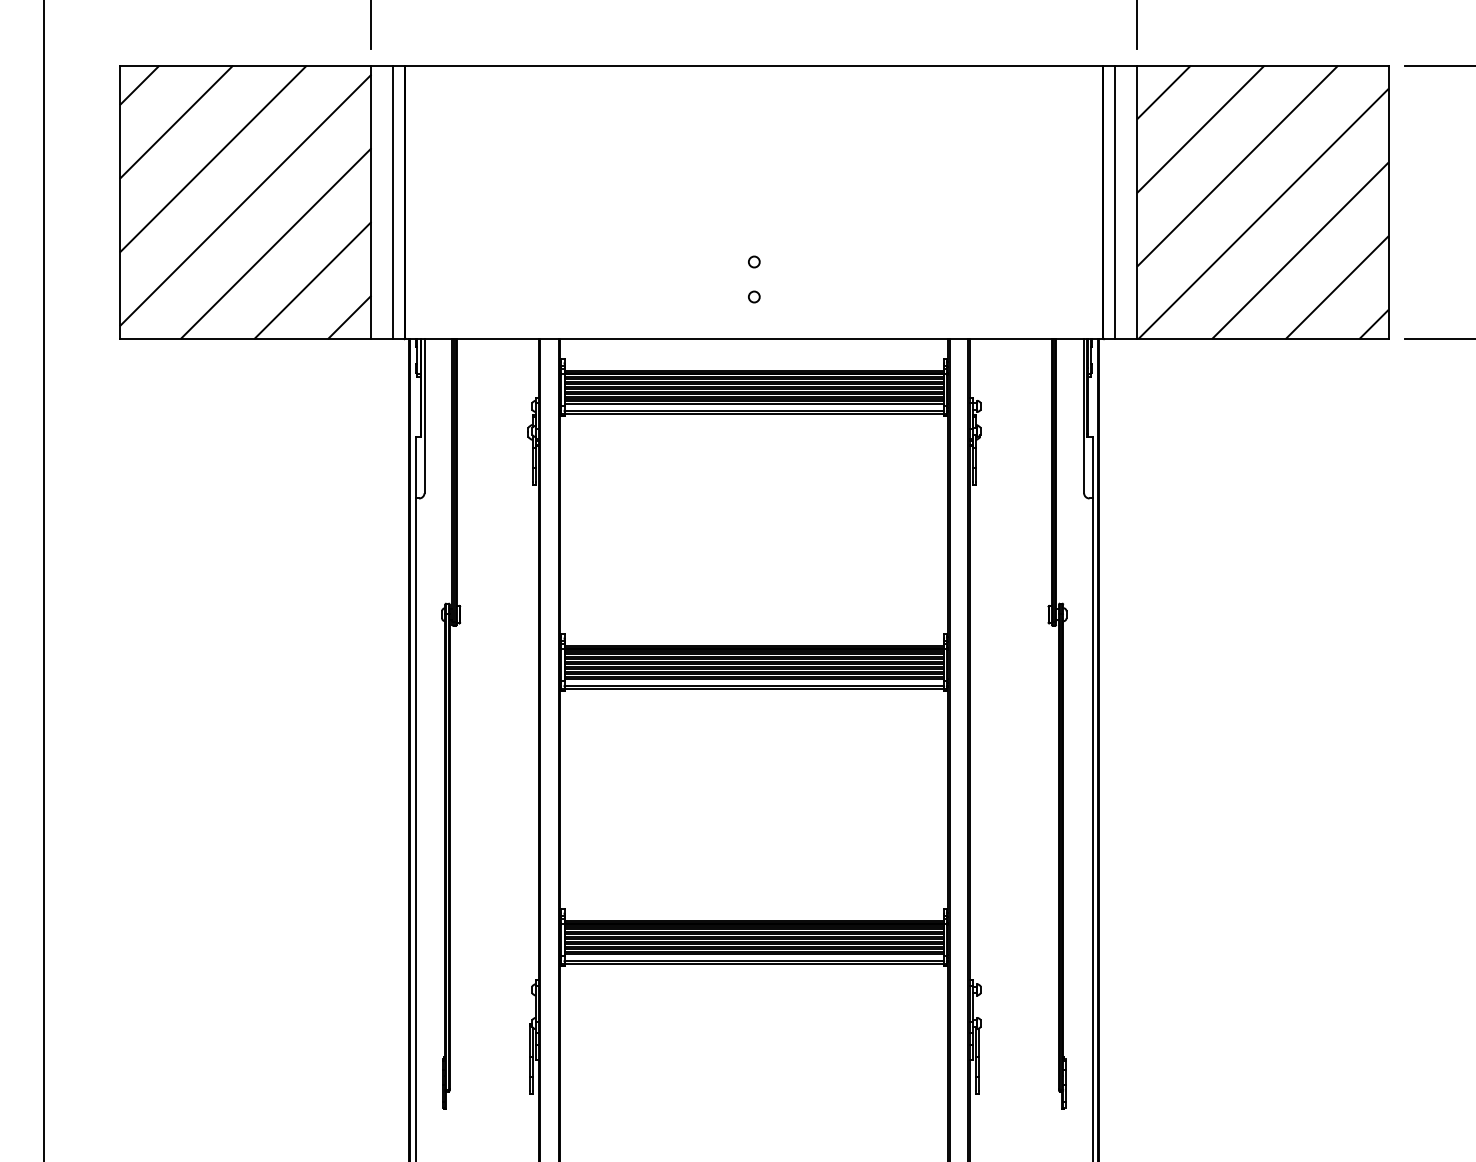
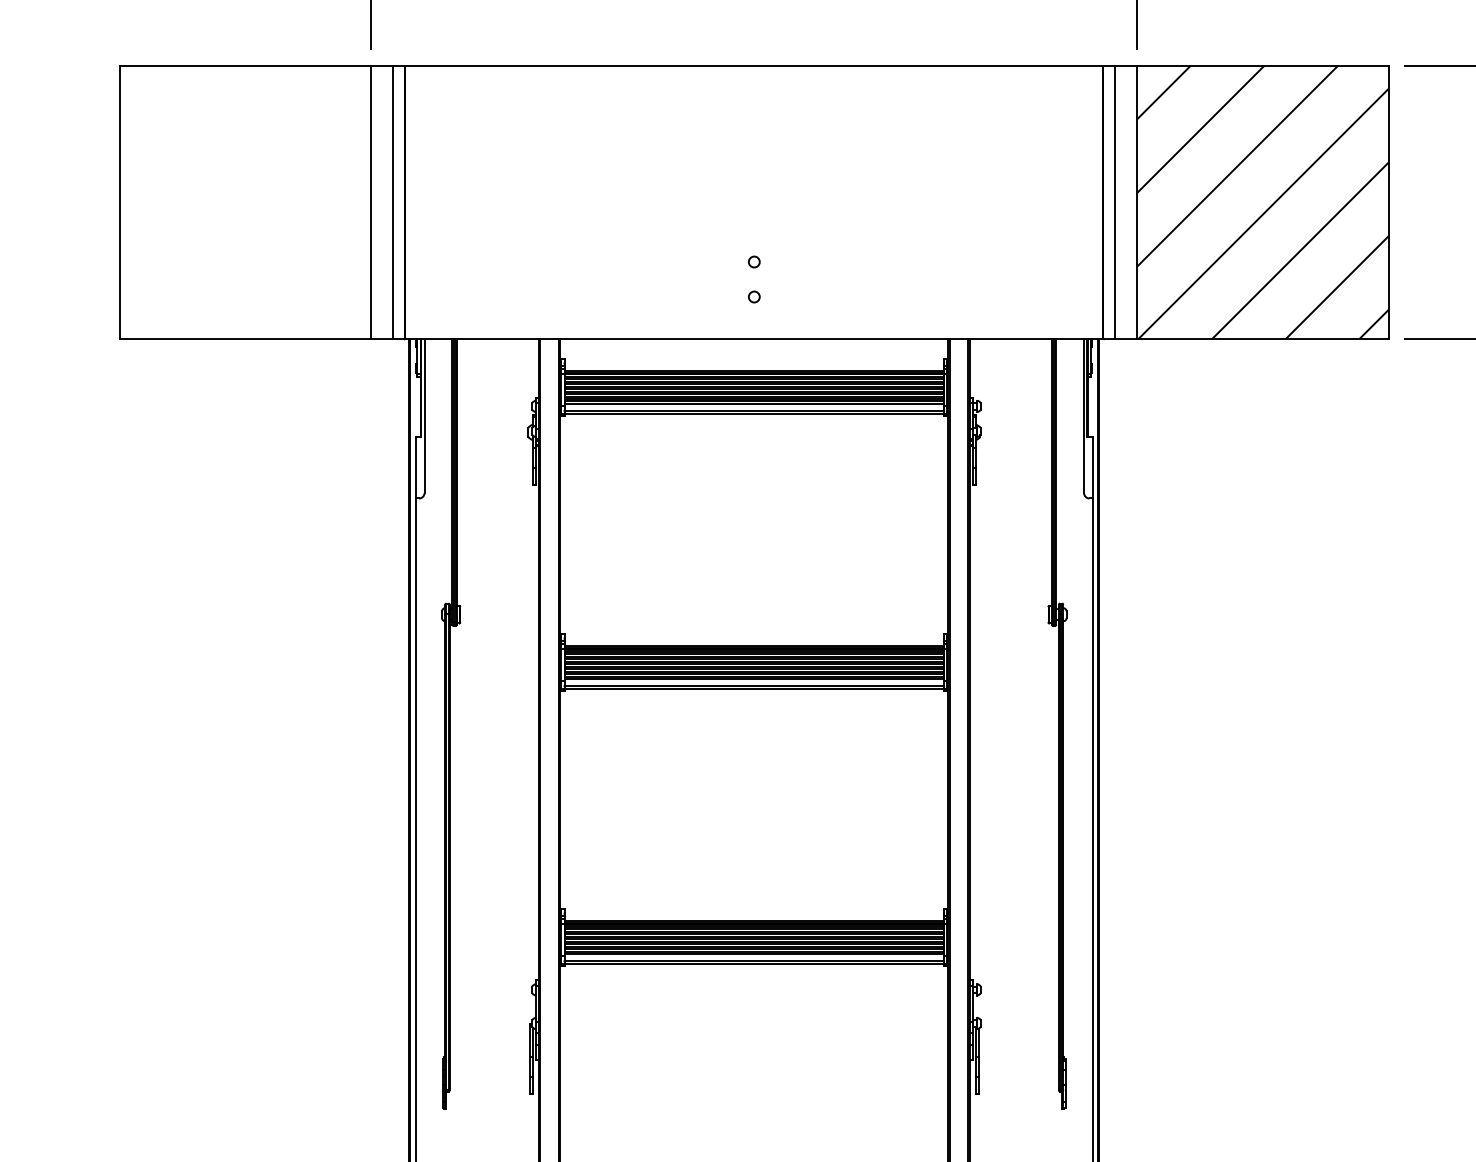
hatch: present -> none (245, 202)
line: present -> none (44, 580)
